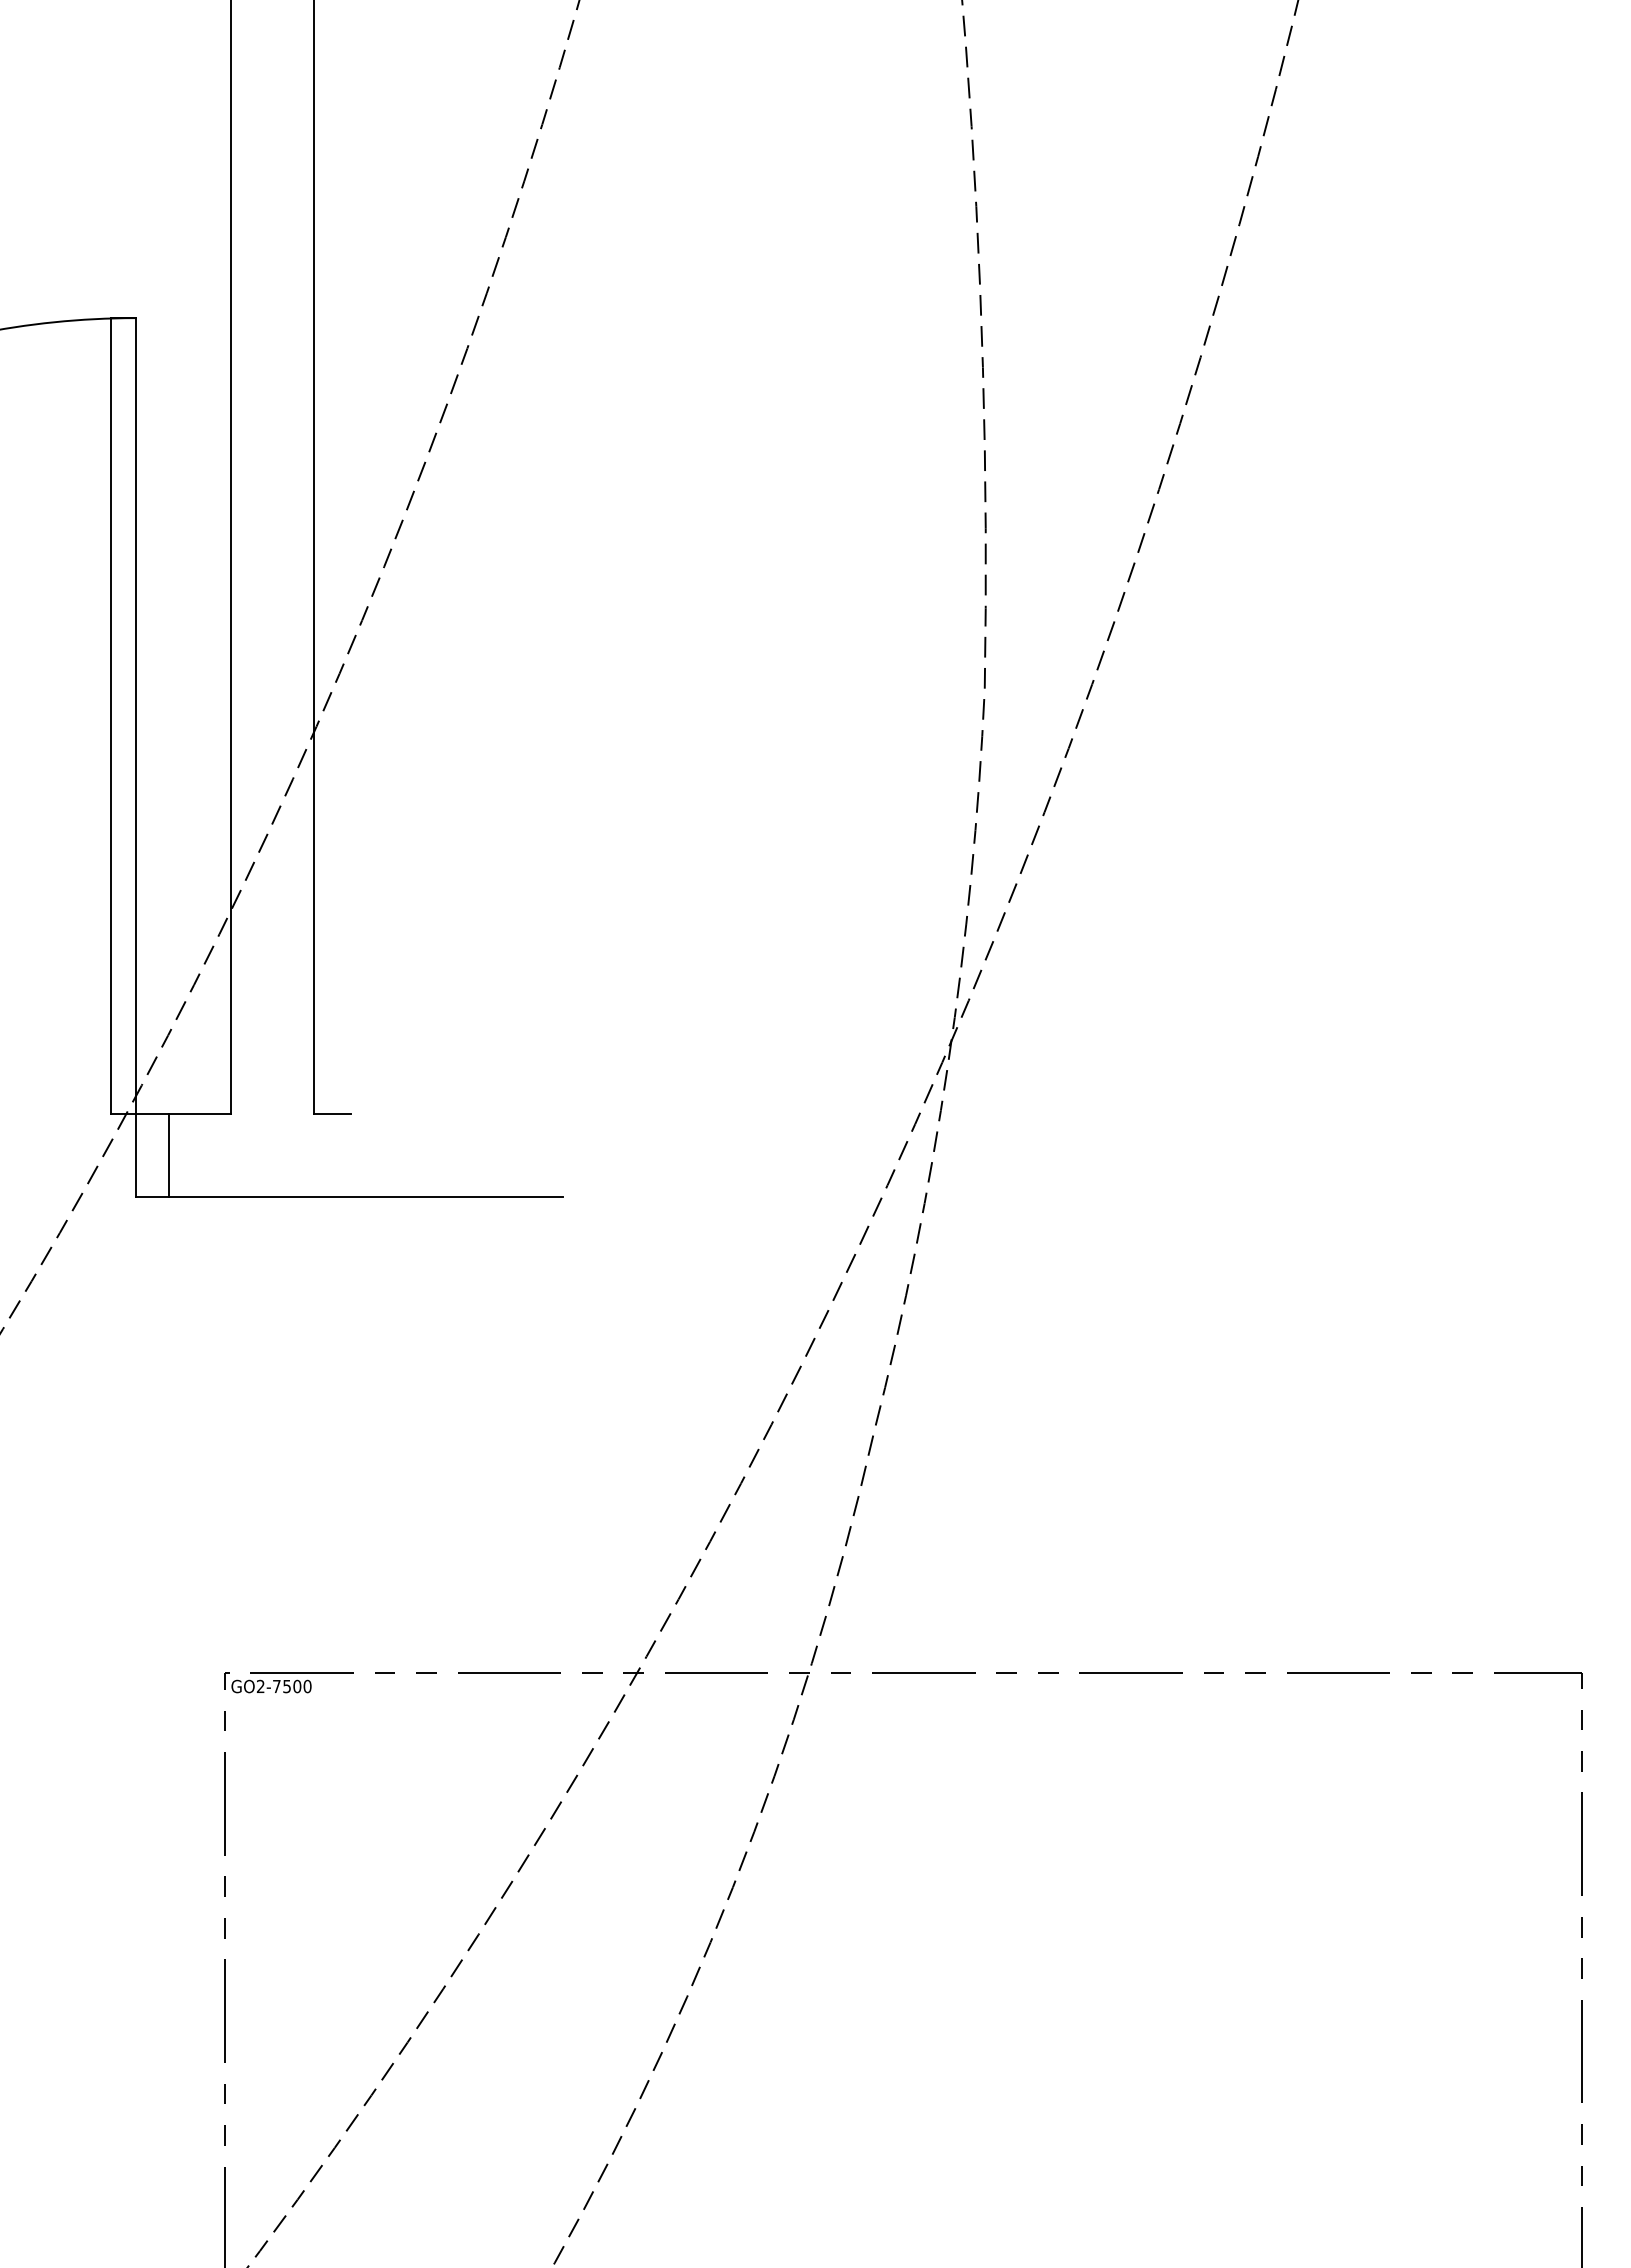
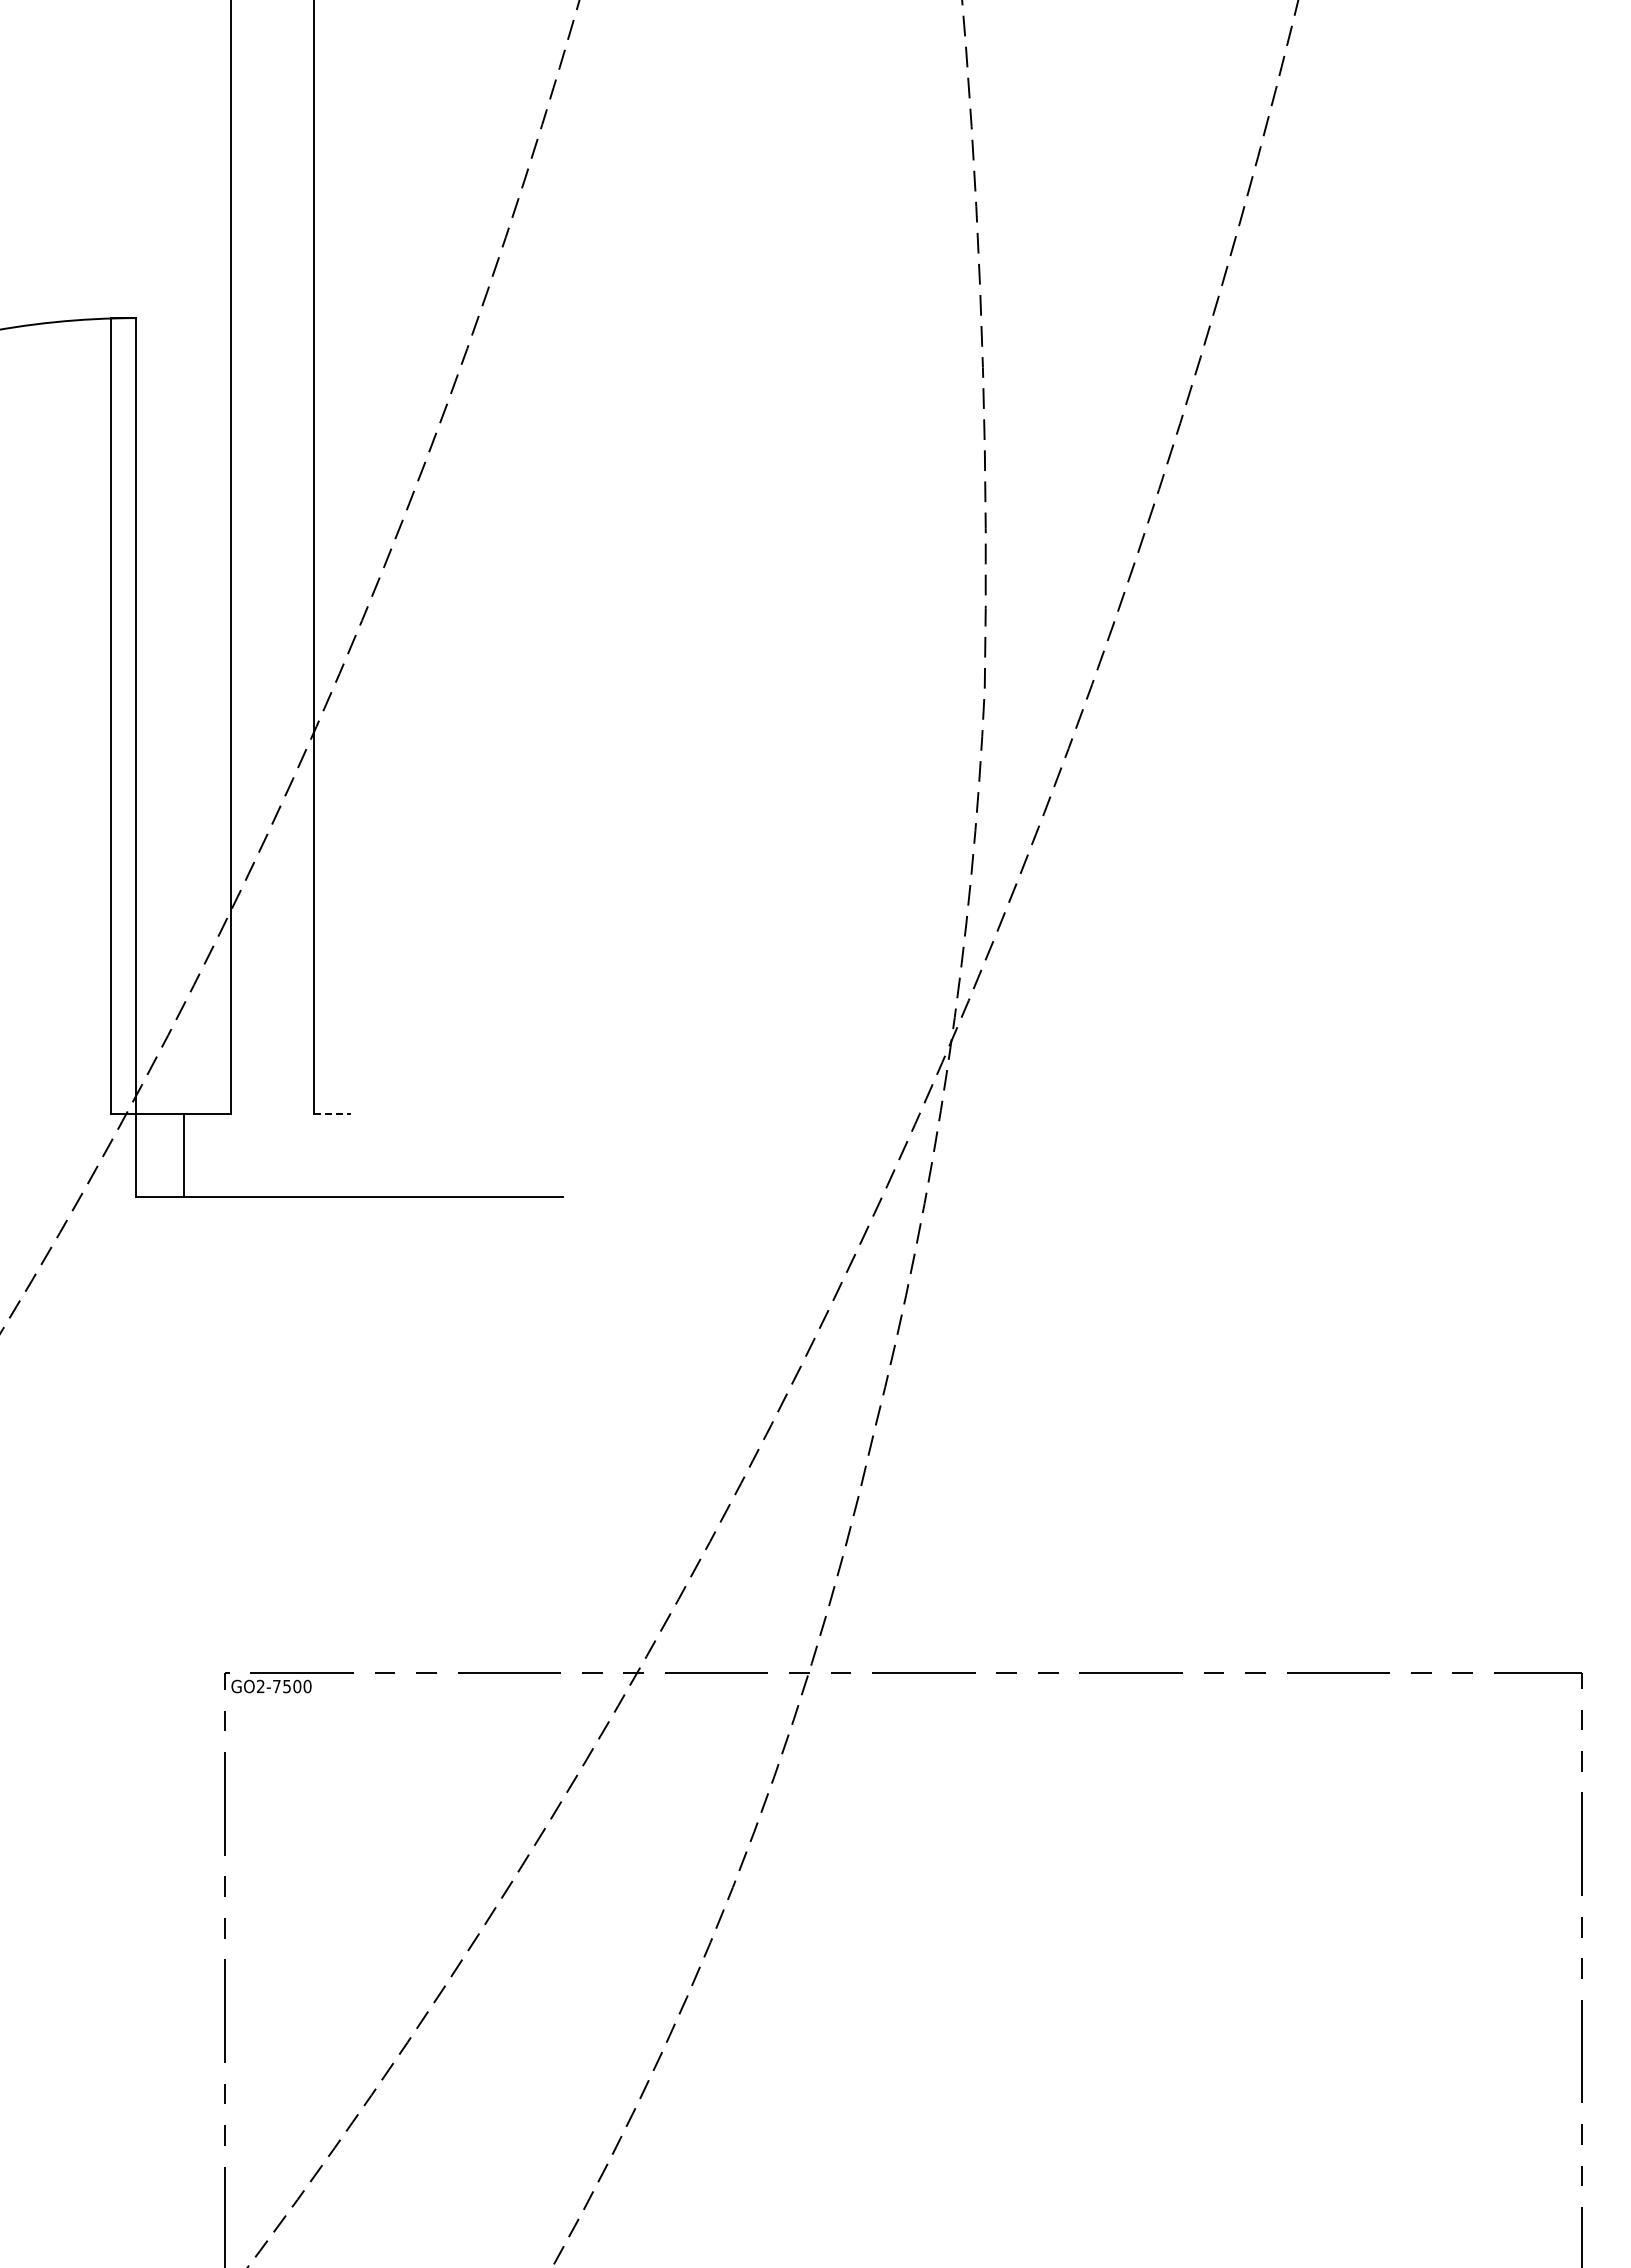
line: solid -> dashed (333, 1113)
line position: (168, 1154) -> (183, 1154) (183, 1154)
